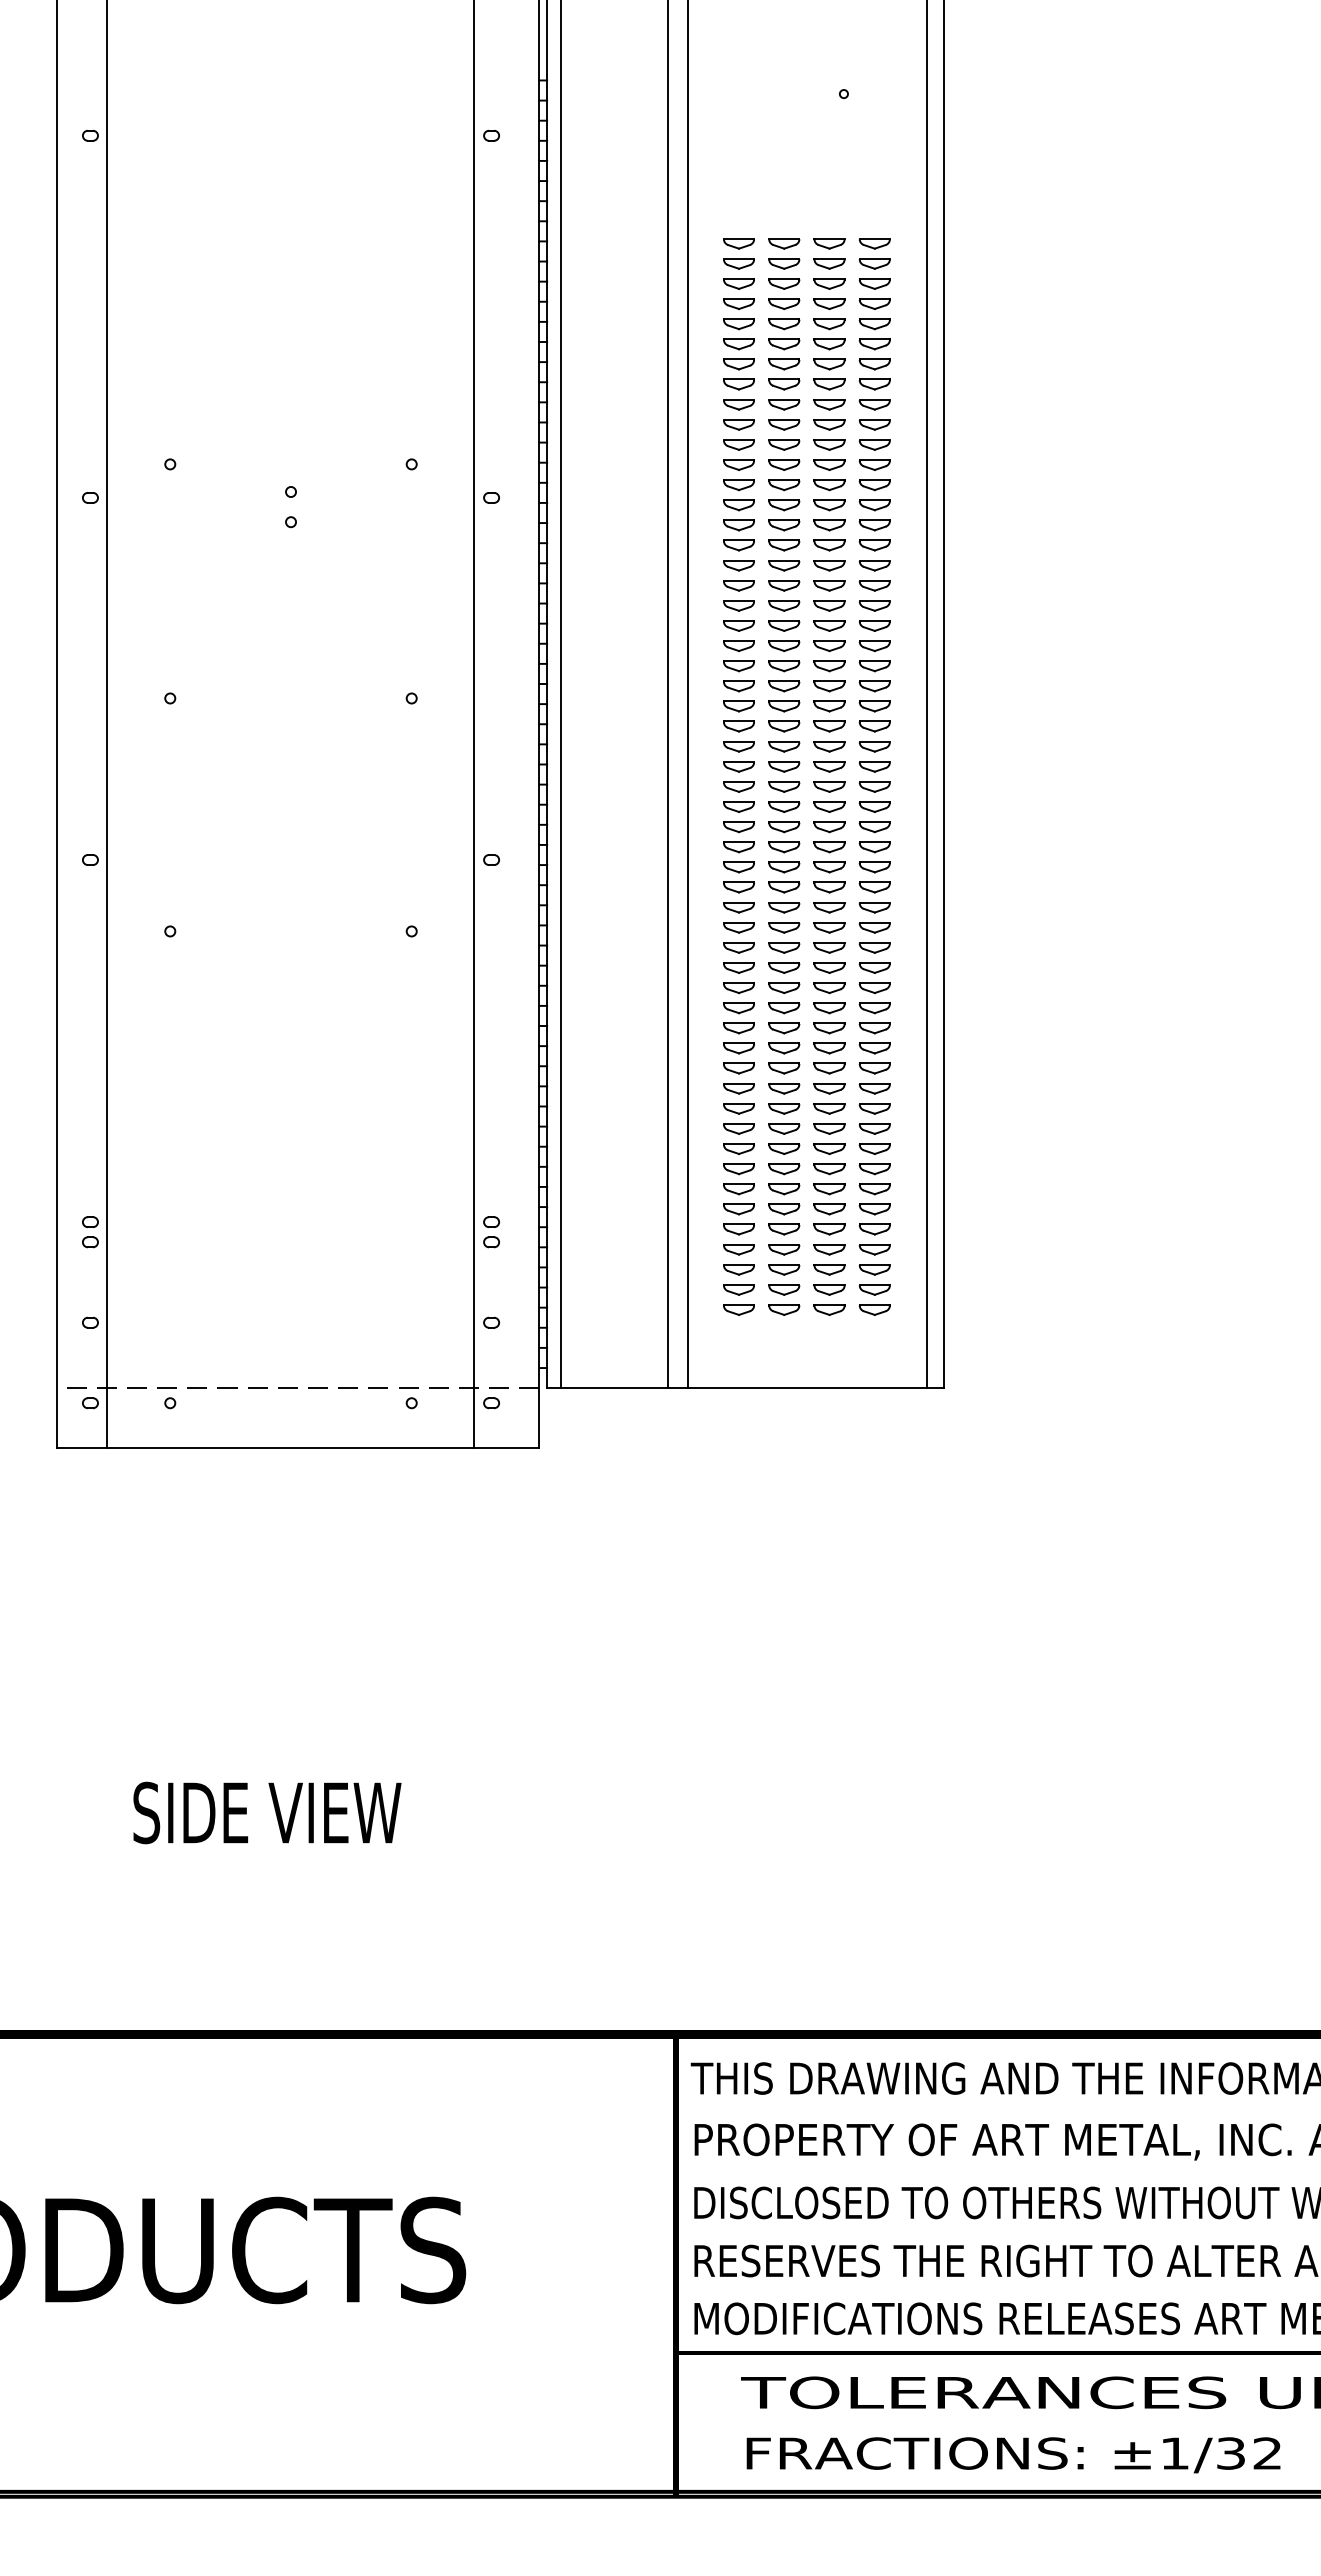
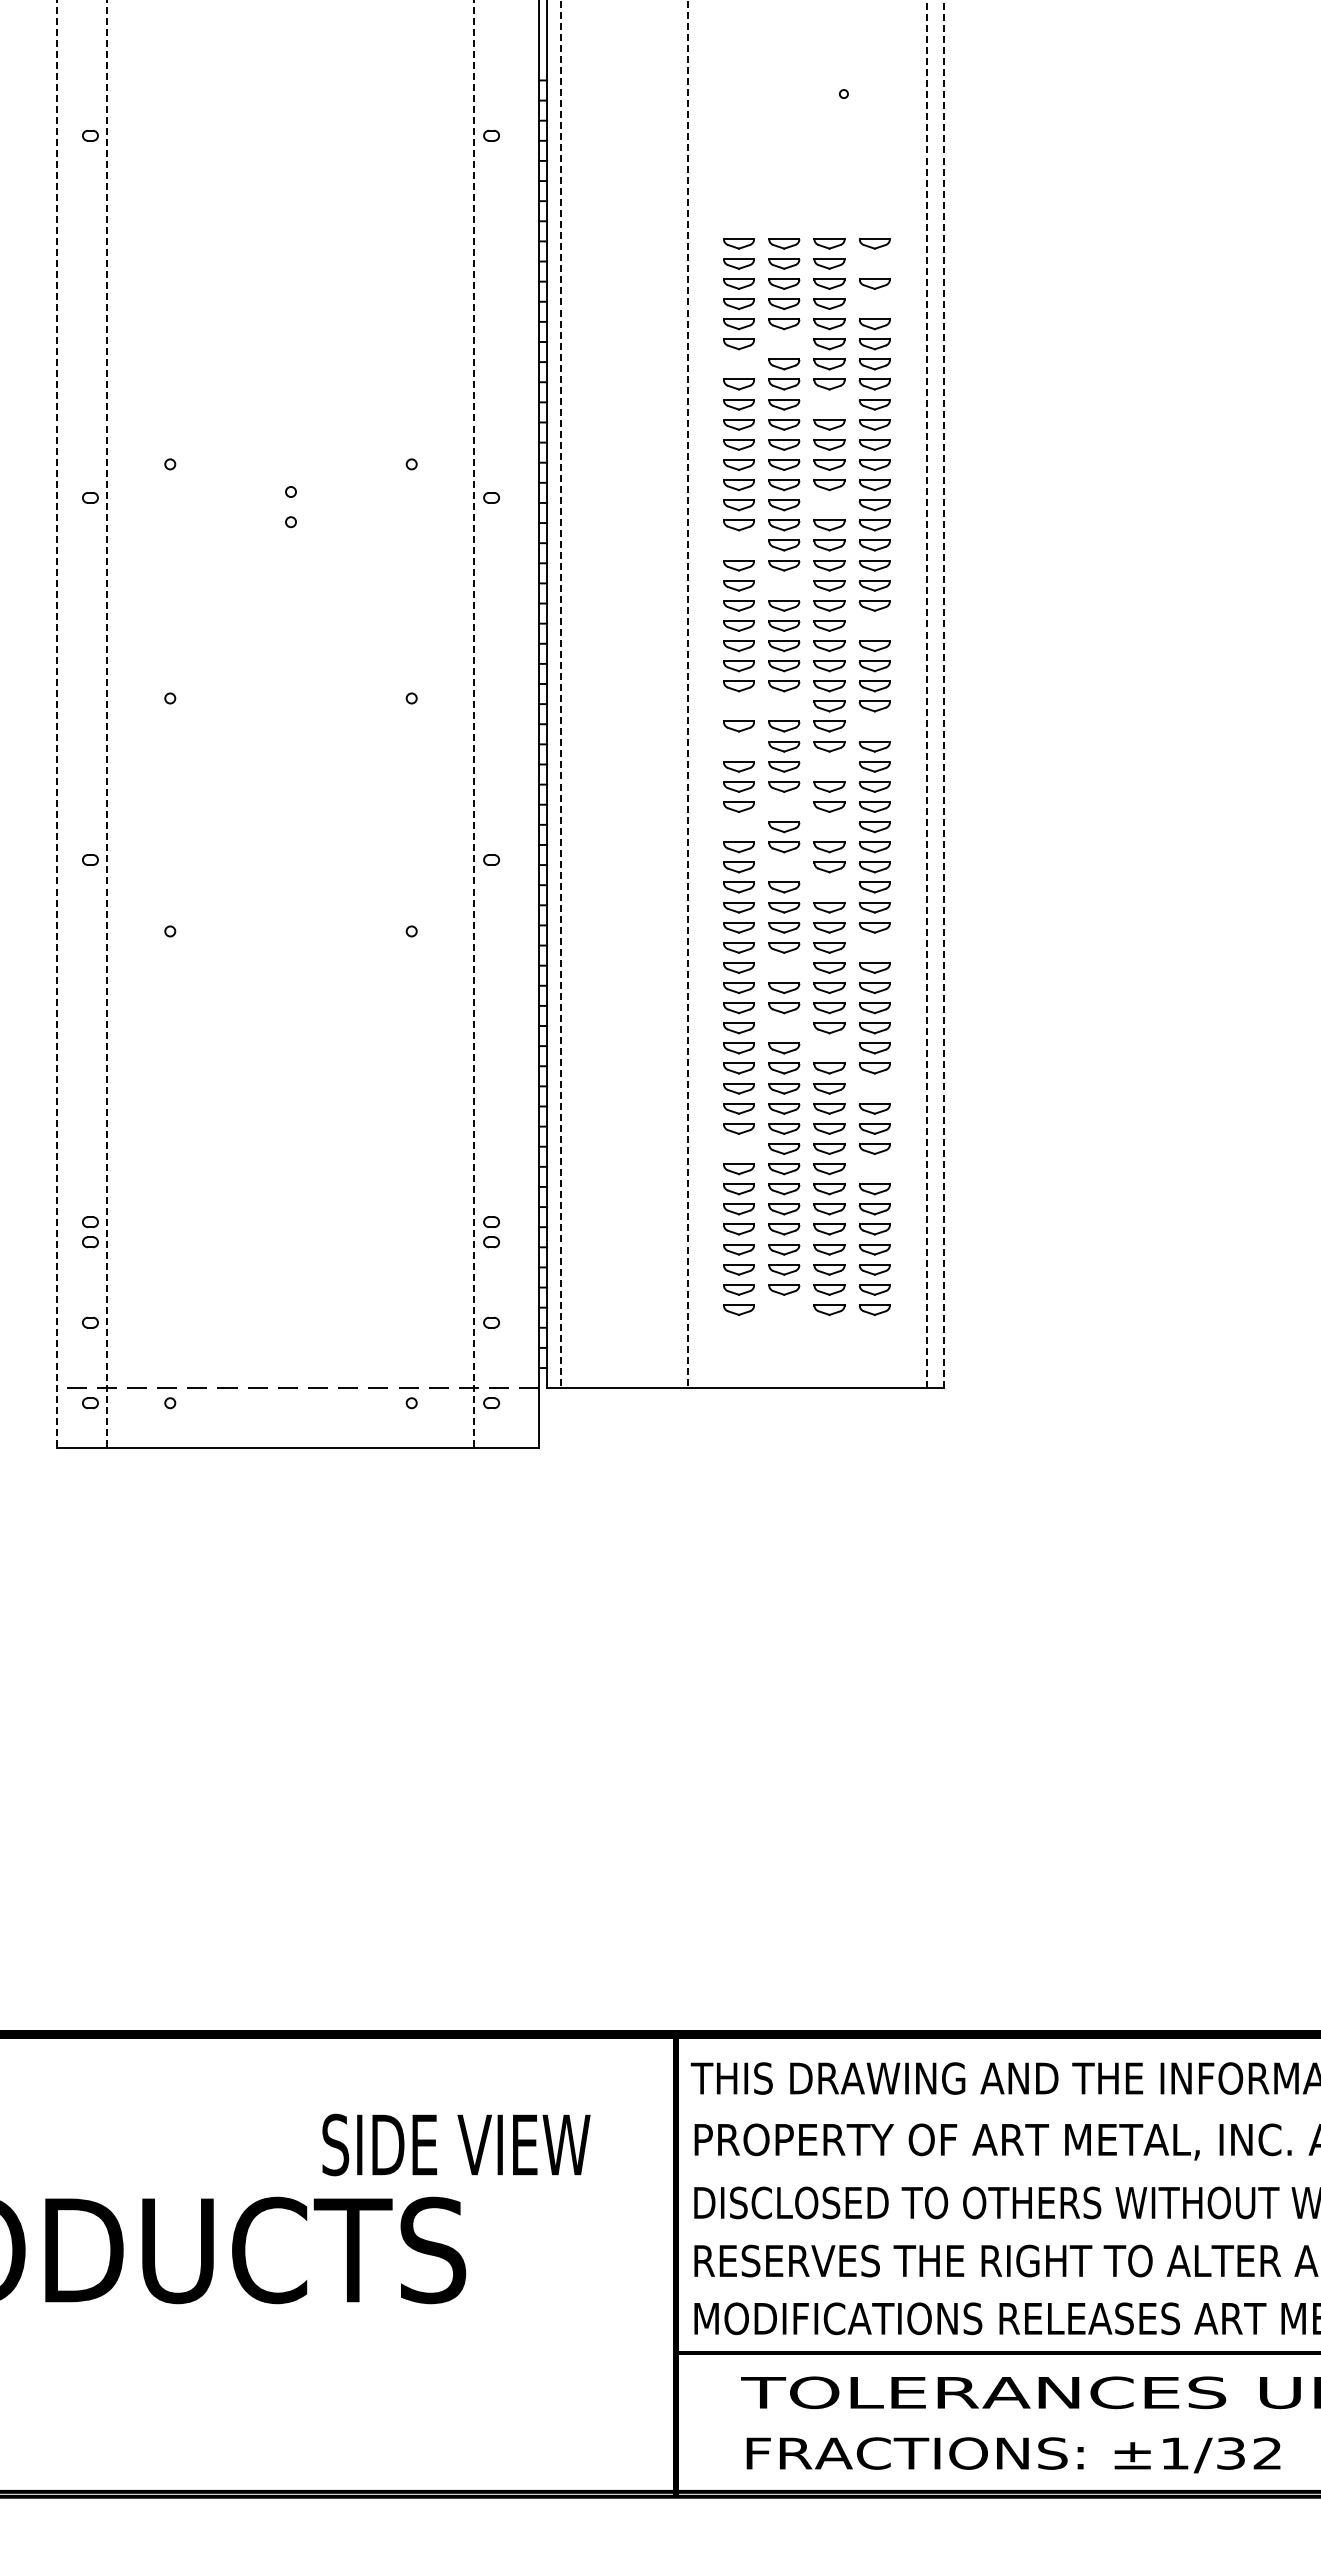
part: present -> none (874, 263)
part: present -> none (874, 303)
part: present -> none (784, 344)
part: present -> none (738, 364)
part: present -> none (829, 404)
part: present -> none (829, 505)
part: present -> none (738, 545)
part: present -> none (784, 585)
part: present -> none (874, 625)
line: solid -> dashed (560, 694)
line: solid -> dashed (687, 694)
line: solid -> dashed (927, 694)
line: solid -> dashed (944, 694)
line: present -> none (667, 695)
part: present -> none (738, 706)
part: present -> none (784, 706)
line: solid -> dashed (57, 724)
line: solid -> dashed (107, 724)
line: solid -> dashed (473, 724)
part: present -> none (874, 726)
part: present -> none (738, 746)
part: present -> none (829, 766)
part: present -> none (784, 806)
part: present -> none (738, 827)
part: present -> none (829, 827)
part: present -> none (784, 867)
part: present -> none (829, 887)
part: present -> none (874, 947)
part: present -> none (784, 967)
part: present -> none (784, 1028)
part: present -> none (829, 1048)
part: present -> none (874, 1088)
part: present -> none (738, 1148)
part: present -> none (874, 1169)
part: present -> none (784, 1309)
text position: (267, 1812) -> (456, 2144) (456, 2144)
